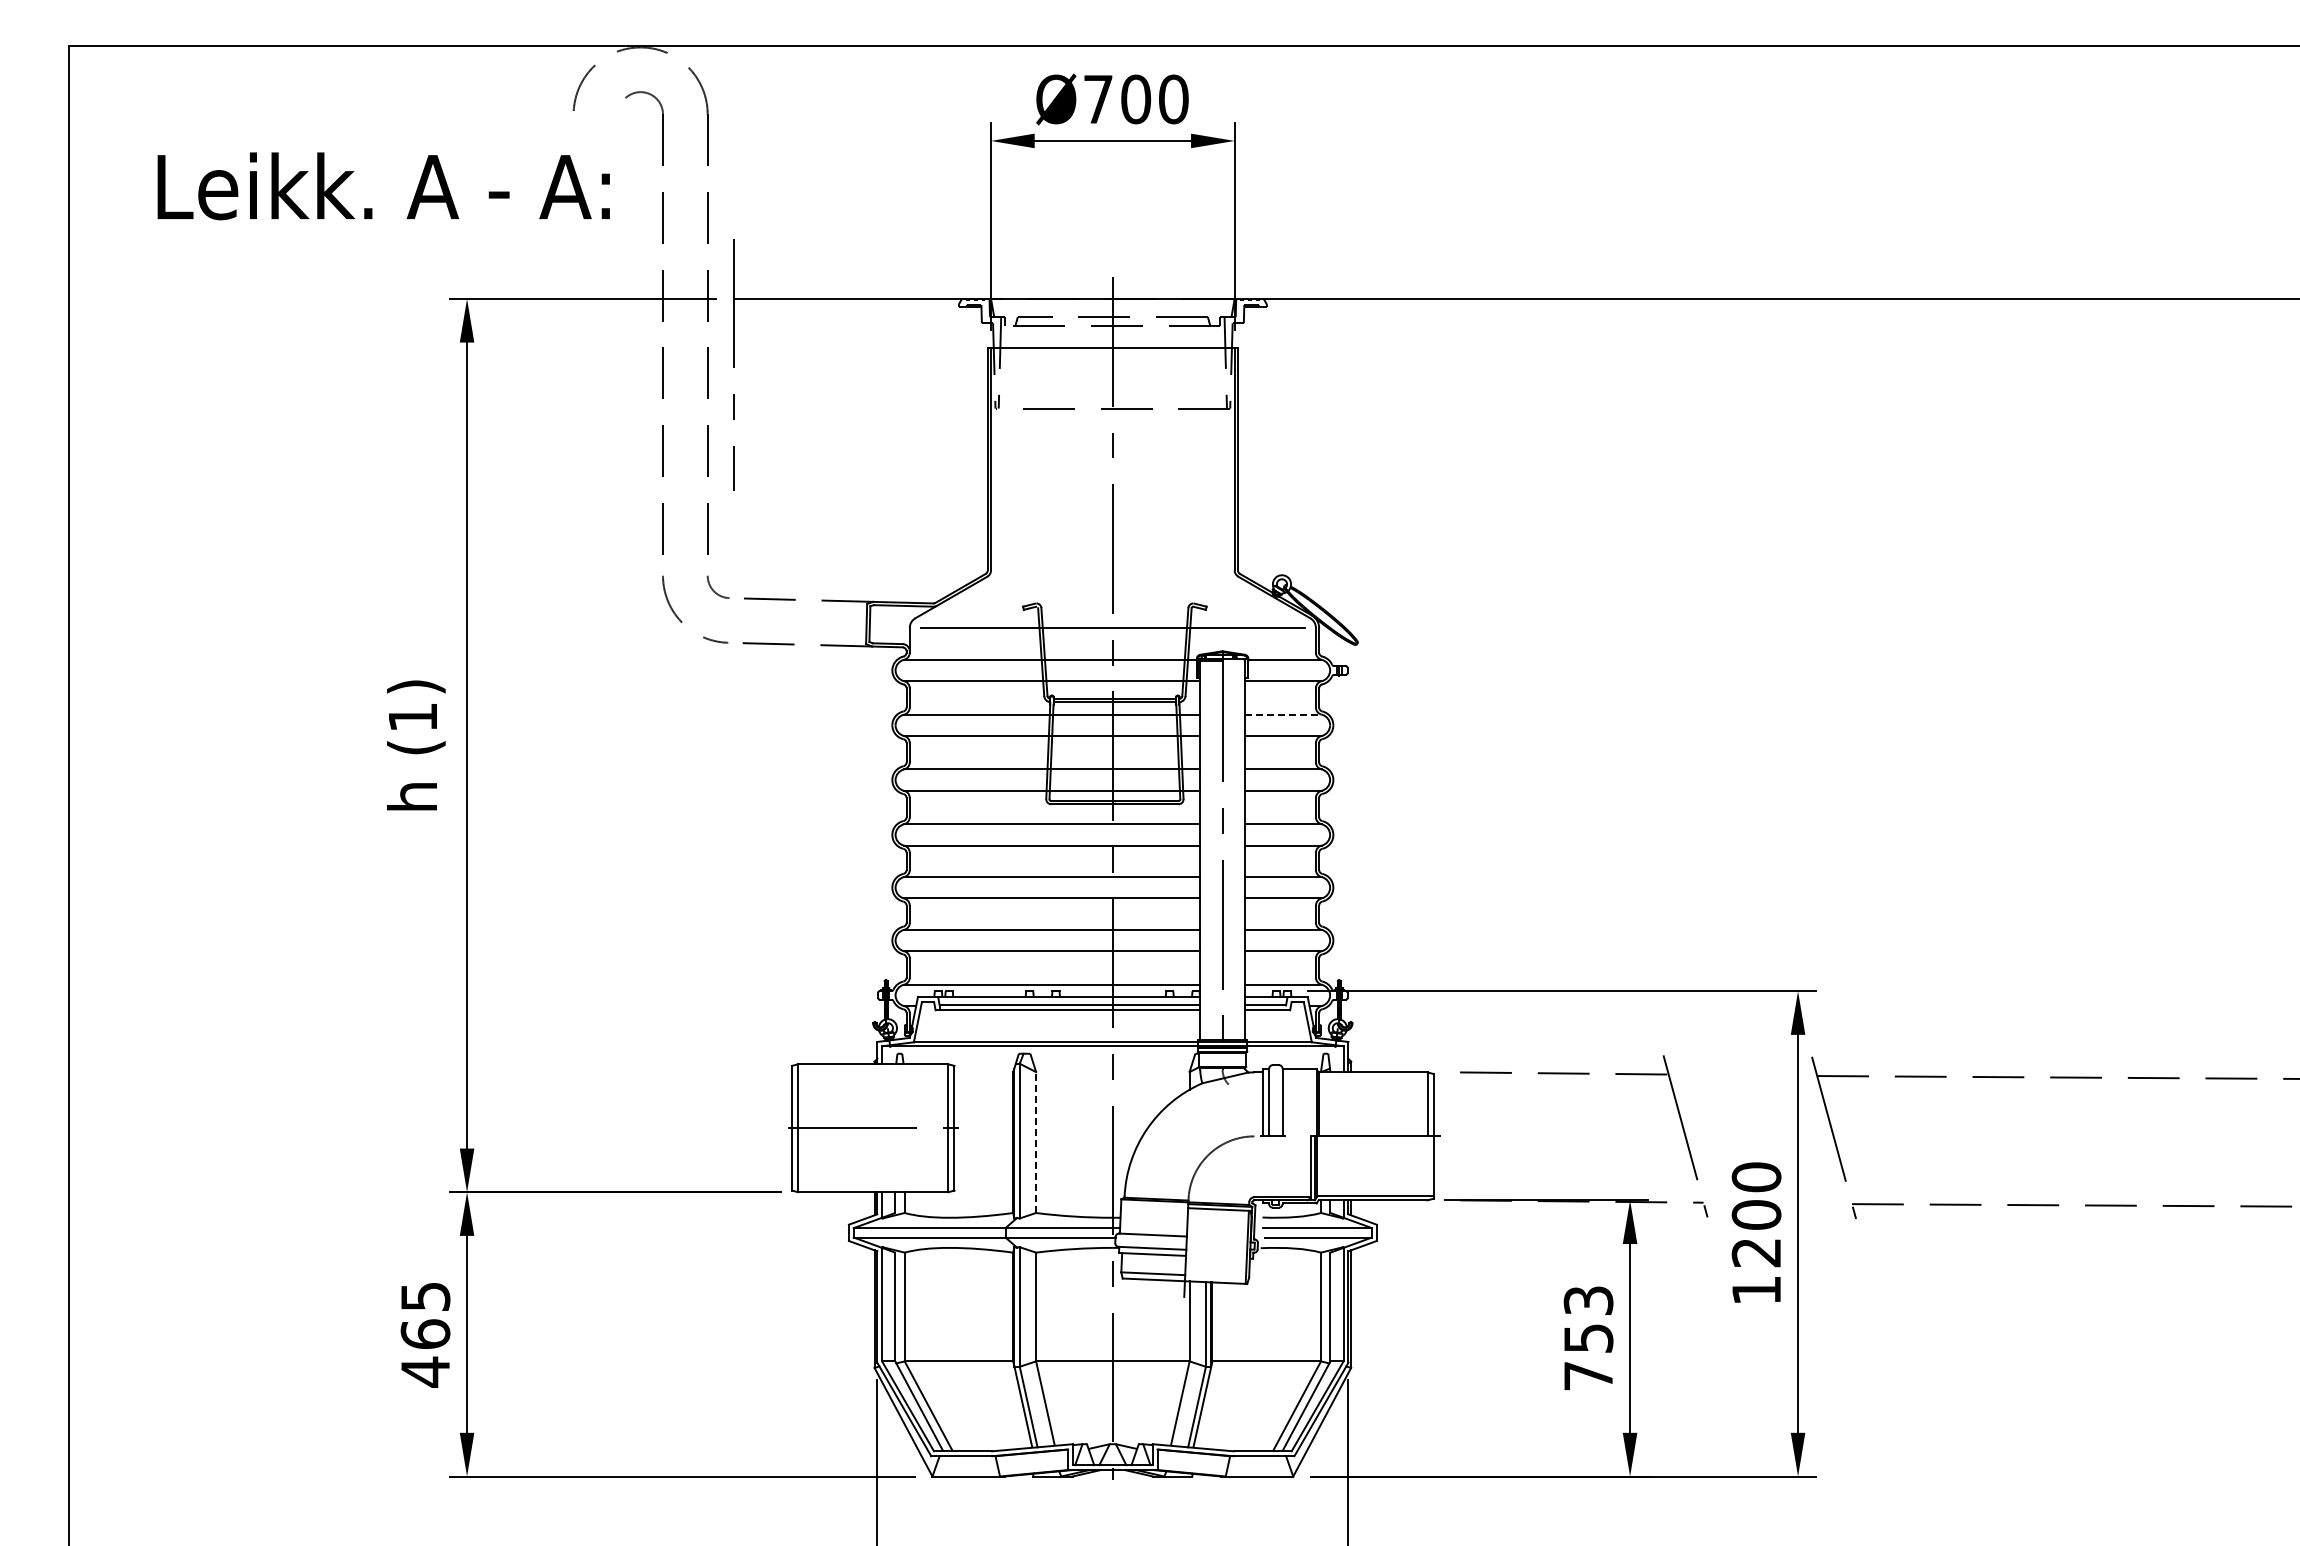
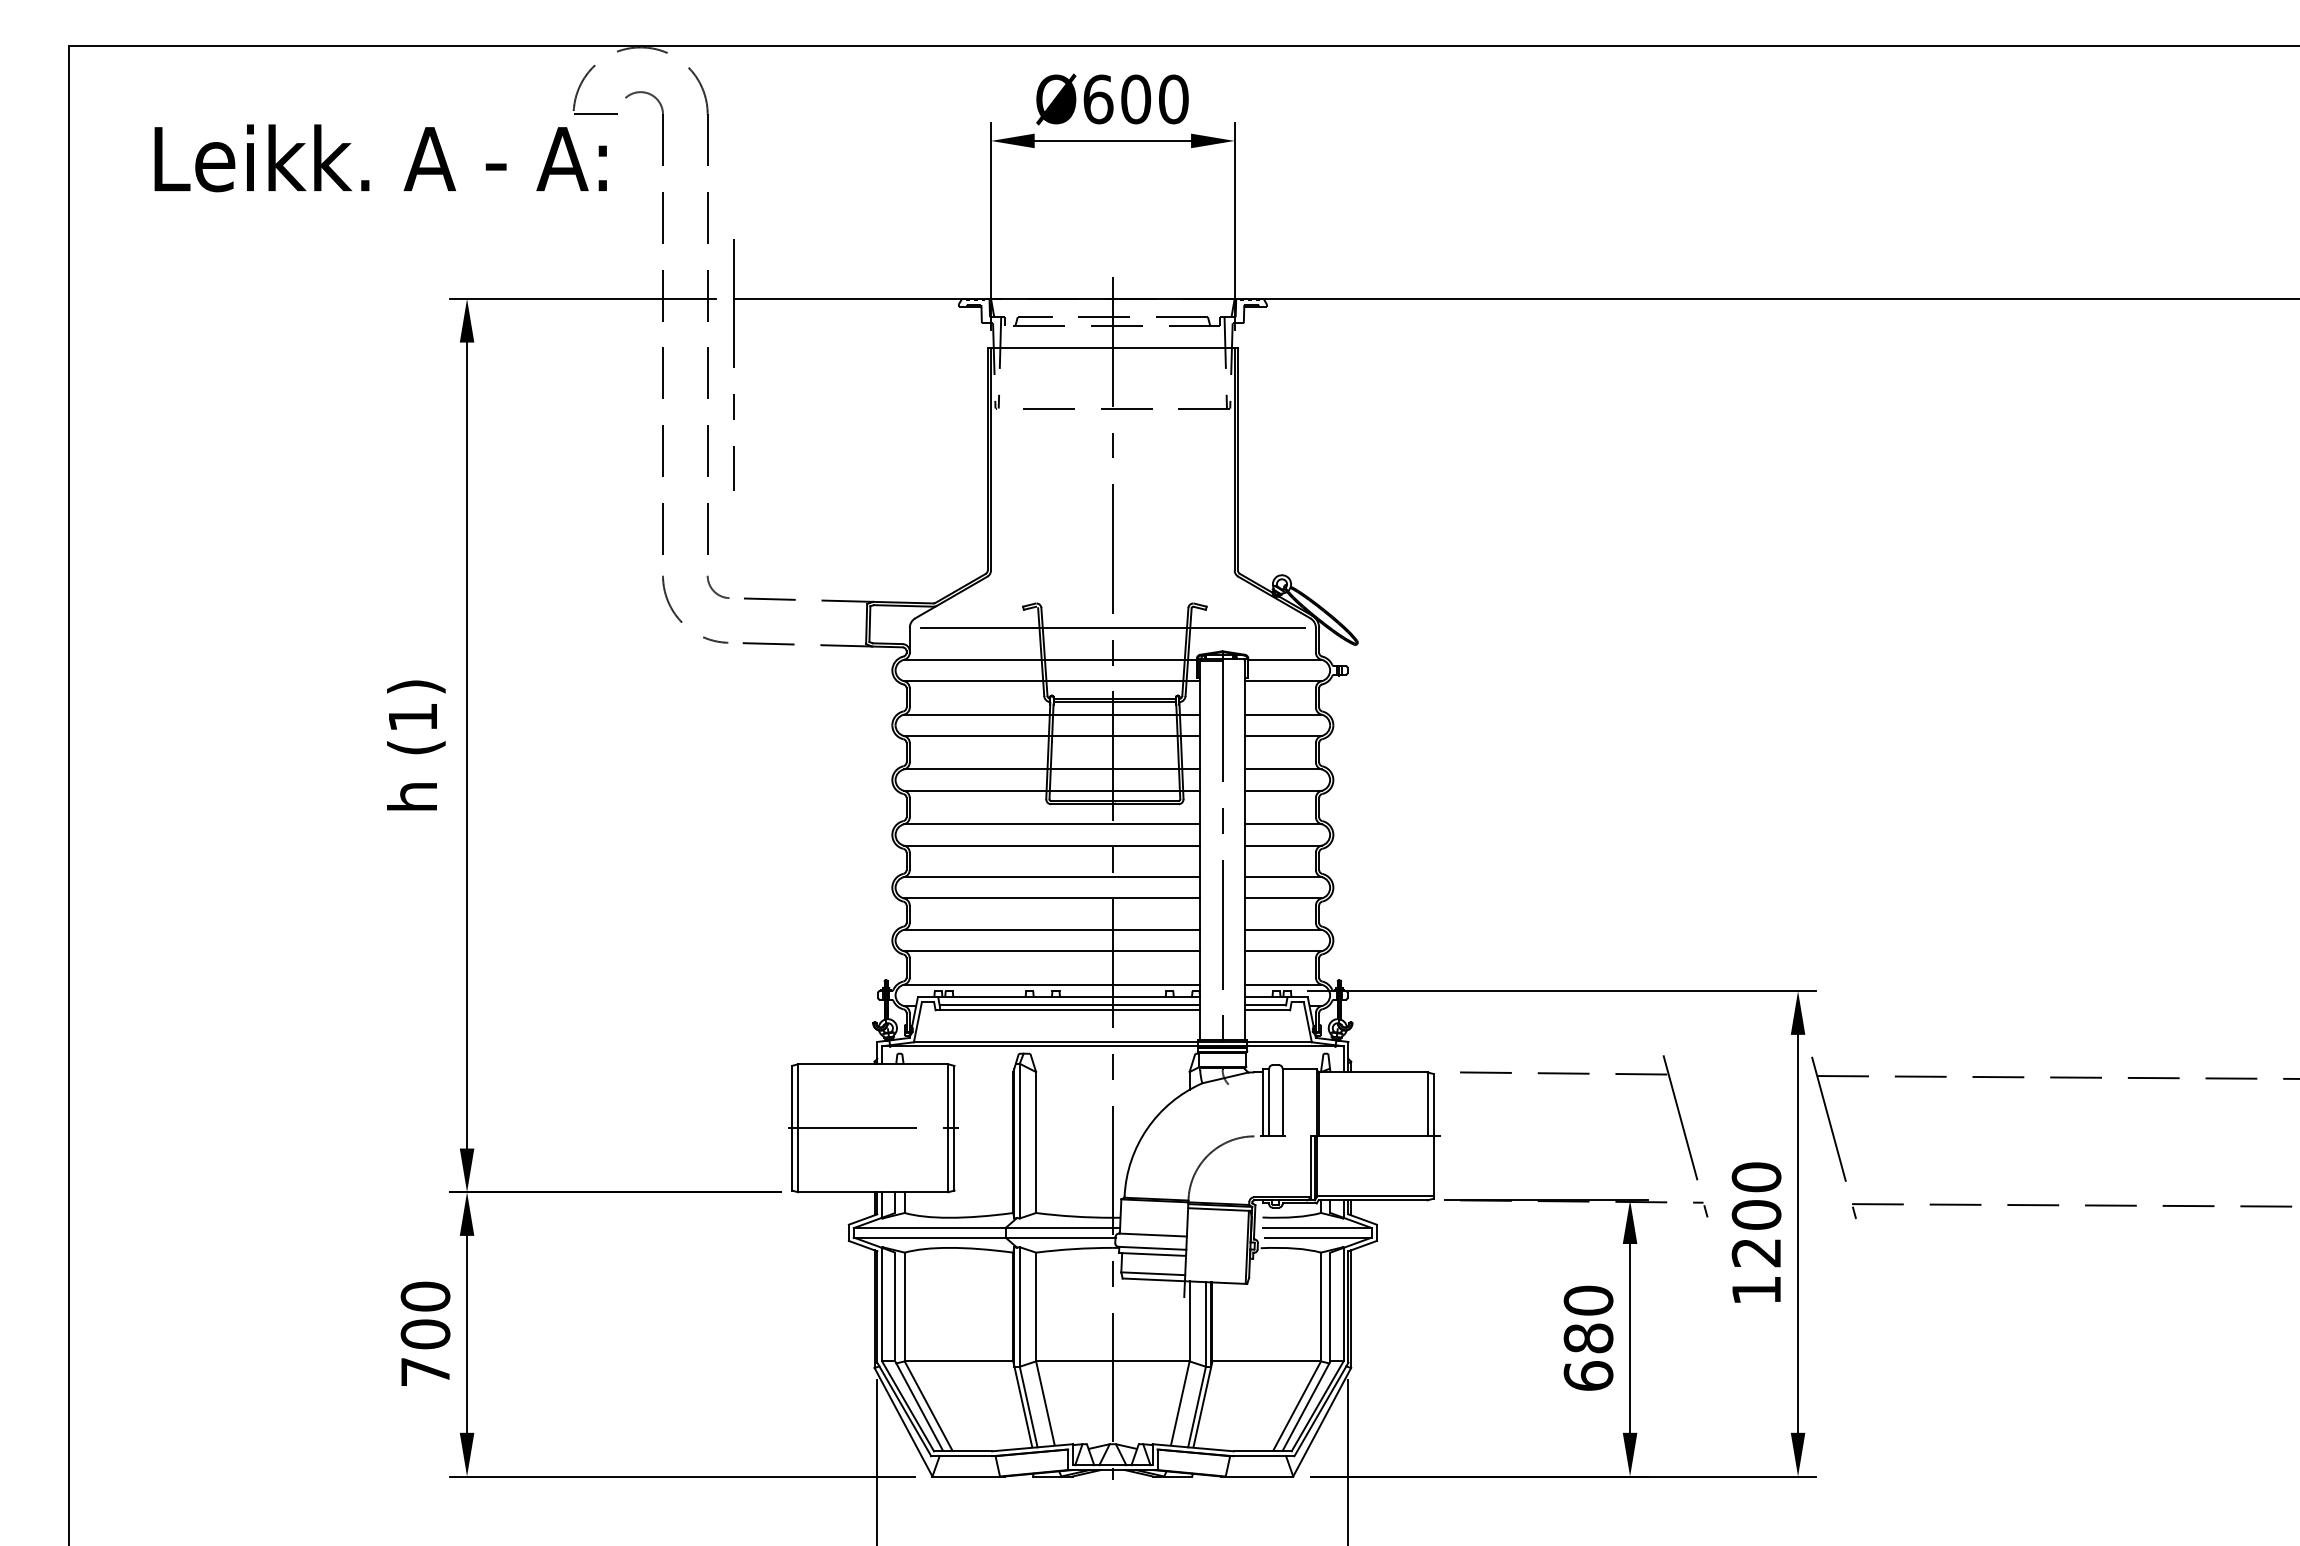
text: Ø700 -> Ø600 (1098, 99)
line: none -> present (595, 114)
text position: (383, 186) -> (380, 158) (380, 158)
line: dashed -> solid (1283, 714)
line: dashed -> solid (1036, 1142)
text: 465 -> 700 (425, 1334)
text: 753 -> 680 (1588, 1337)
